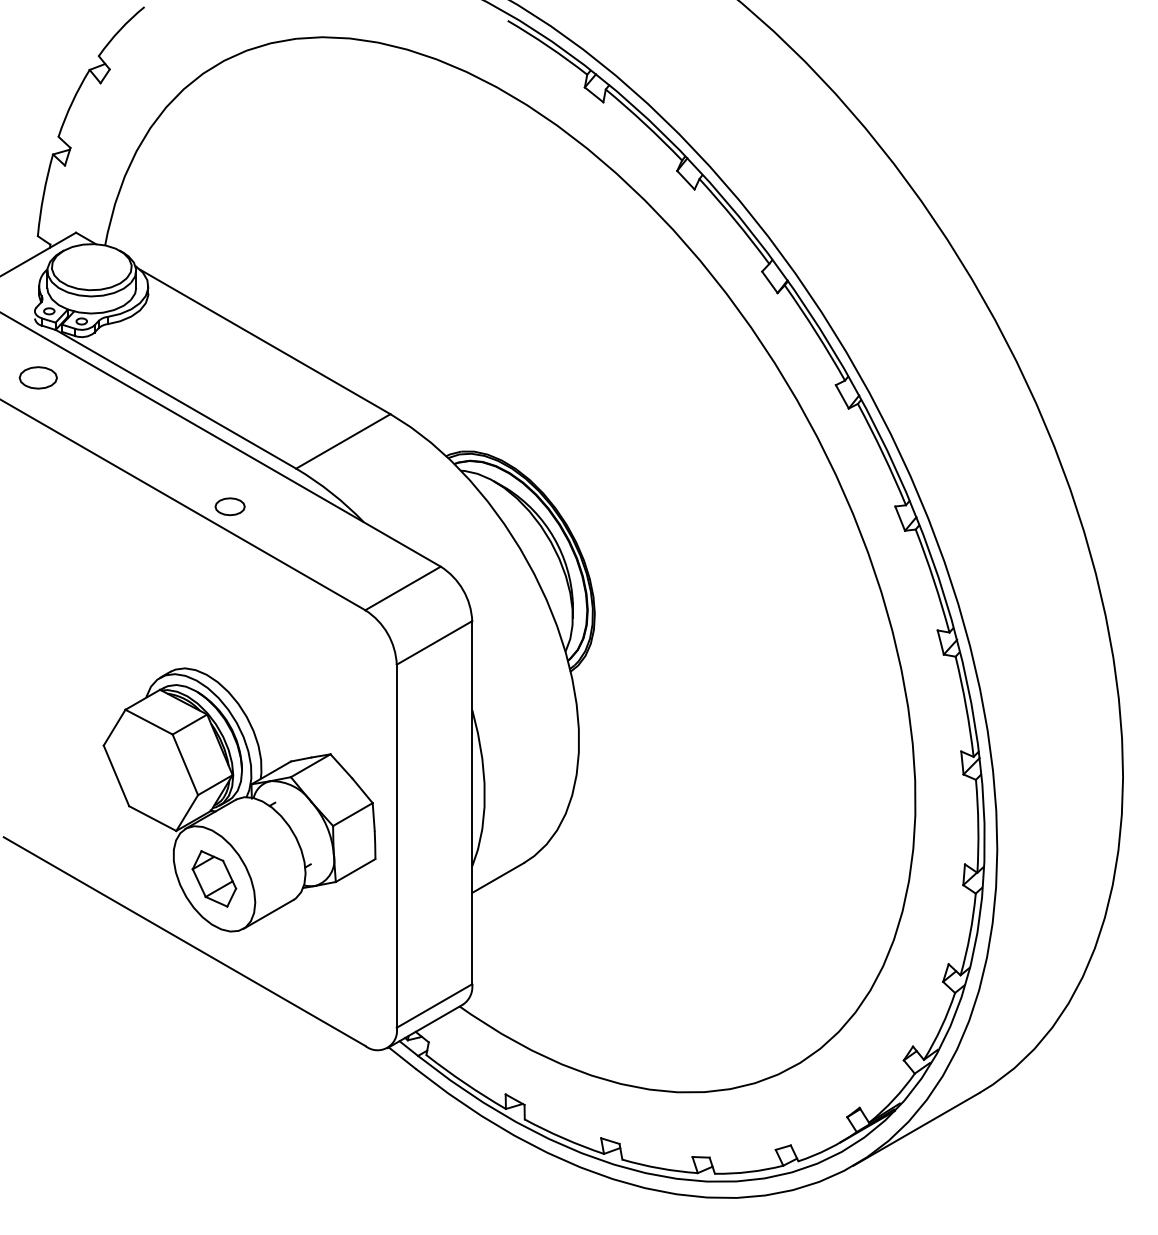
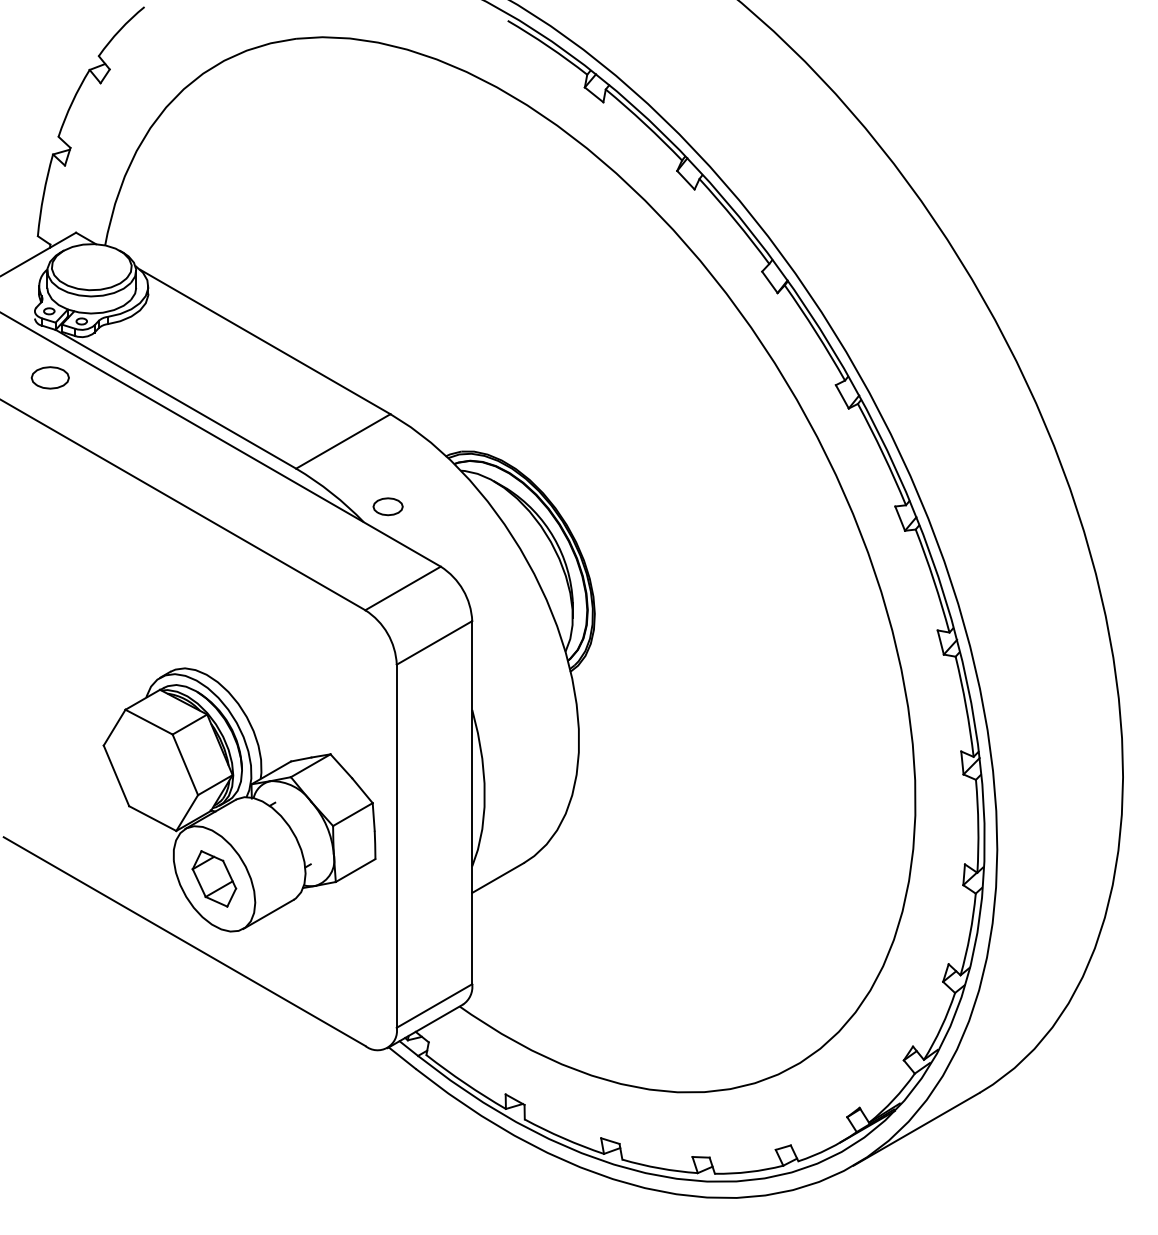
part position: (37, 377) -> (49, 377) (49, 377)
part position: (229, 506) -> (387, 506) (387, 506)
